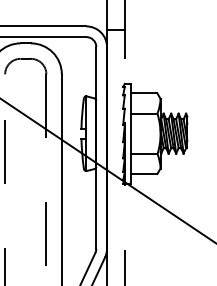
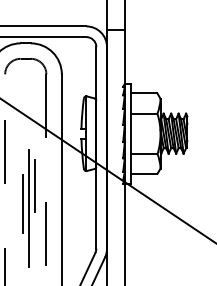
line: dashed -> solid (124, 142)
line: none -> present (35, 186)
line: none -> present (22, 203)
line: none -> present (28, 207)
